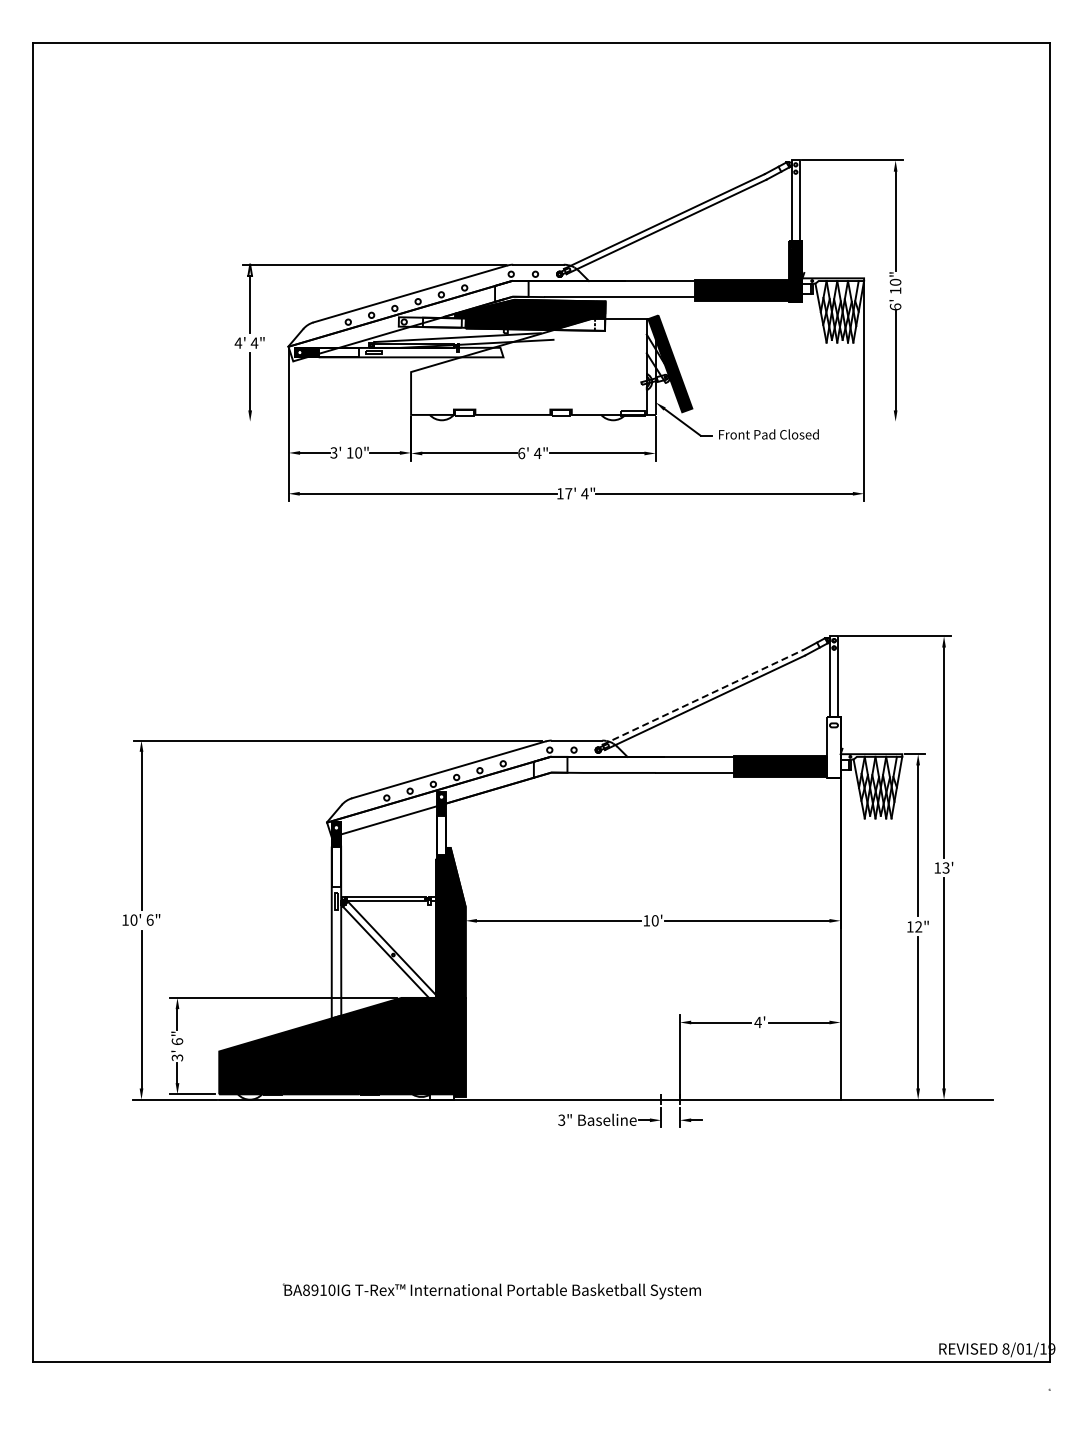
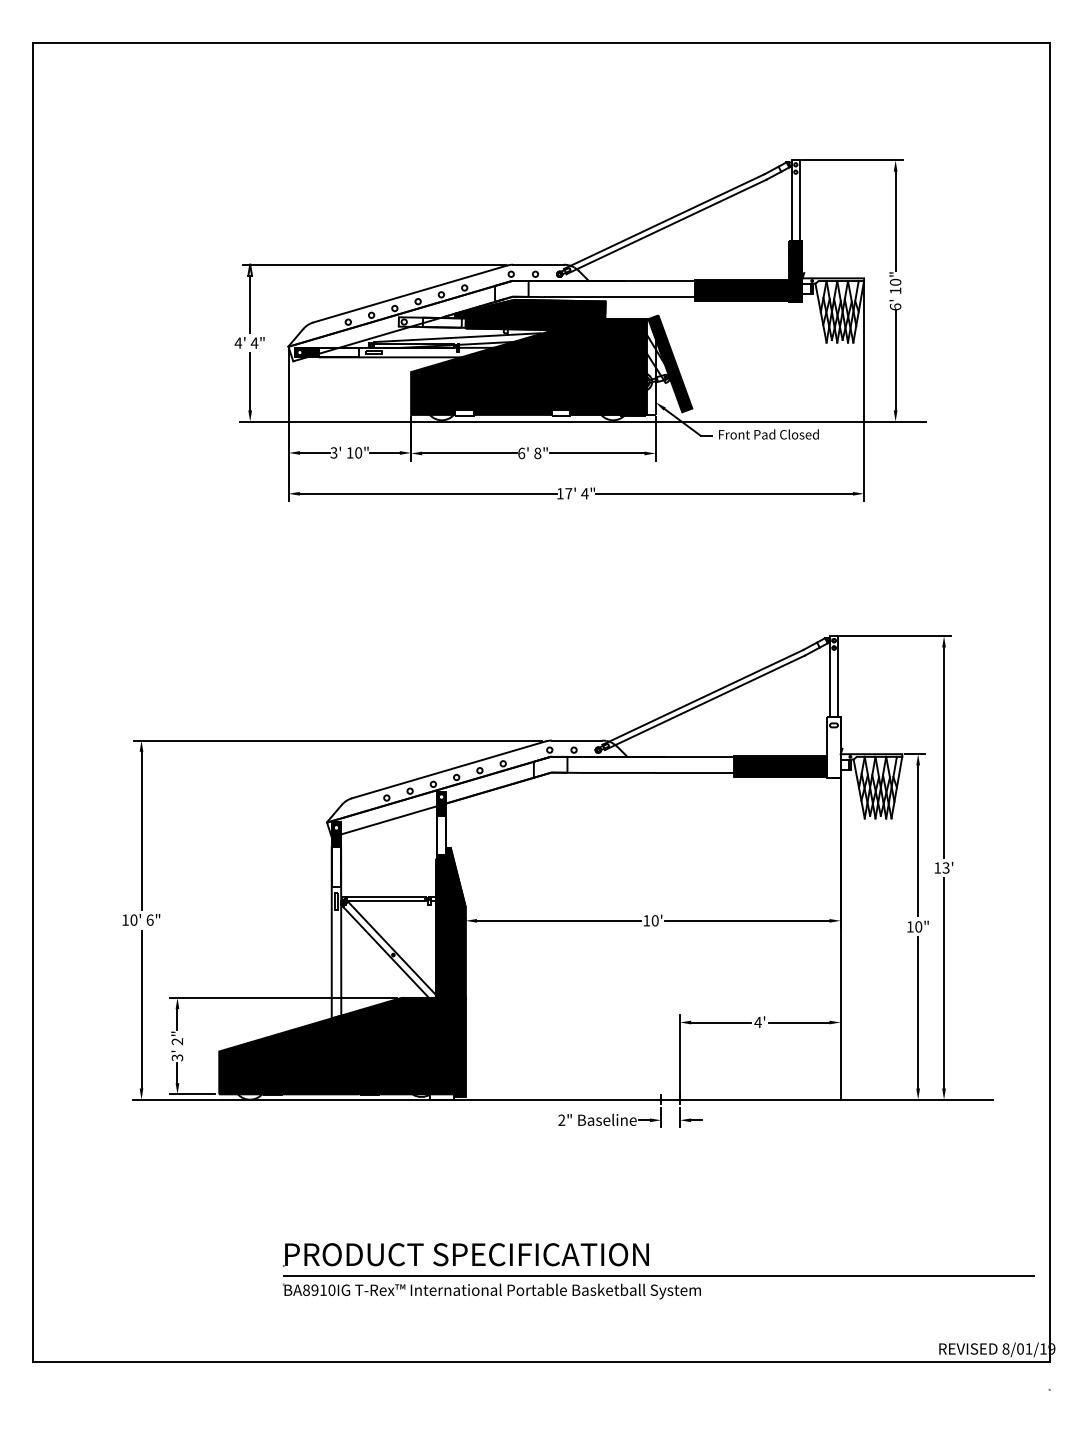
fill: none -> present (528, 366)
line: none -> present (582, 421)
text: 4" -> 8" (537, 453)
line: dashed -> solid (703, 697)
text: 12" -> 10" (918, 926)
text: 6" -> 2" (177, 1041)
text: 3" -> 2" (561, 1120)
part: none -> present (465, 1254)
line: none -> present (658, 1276)
